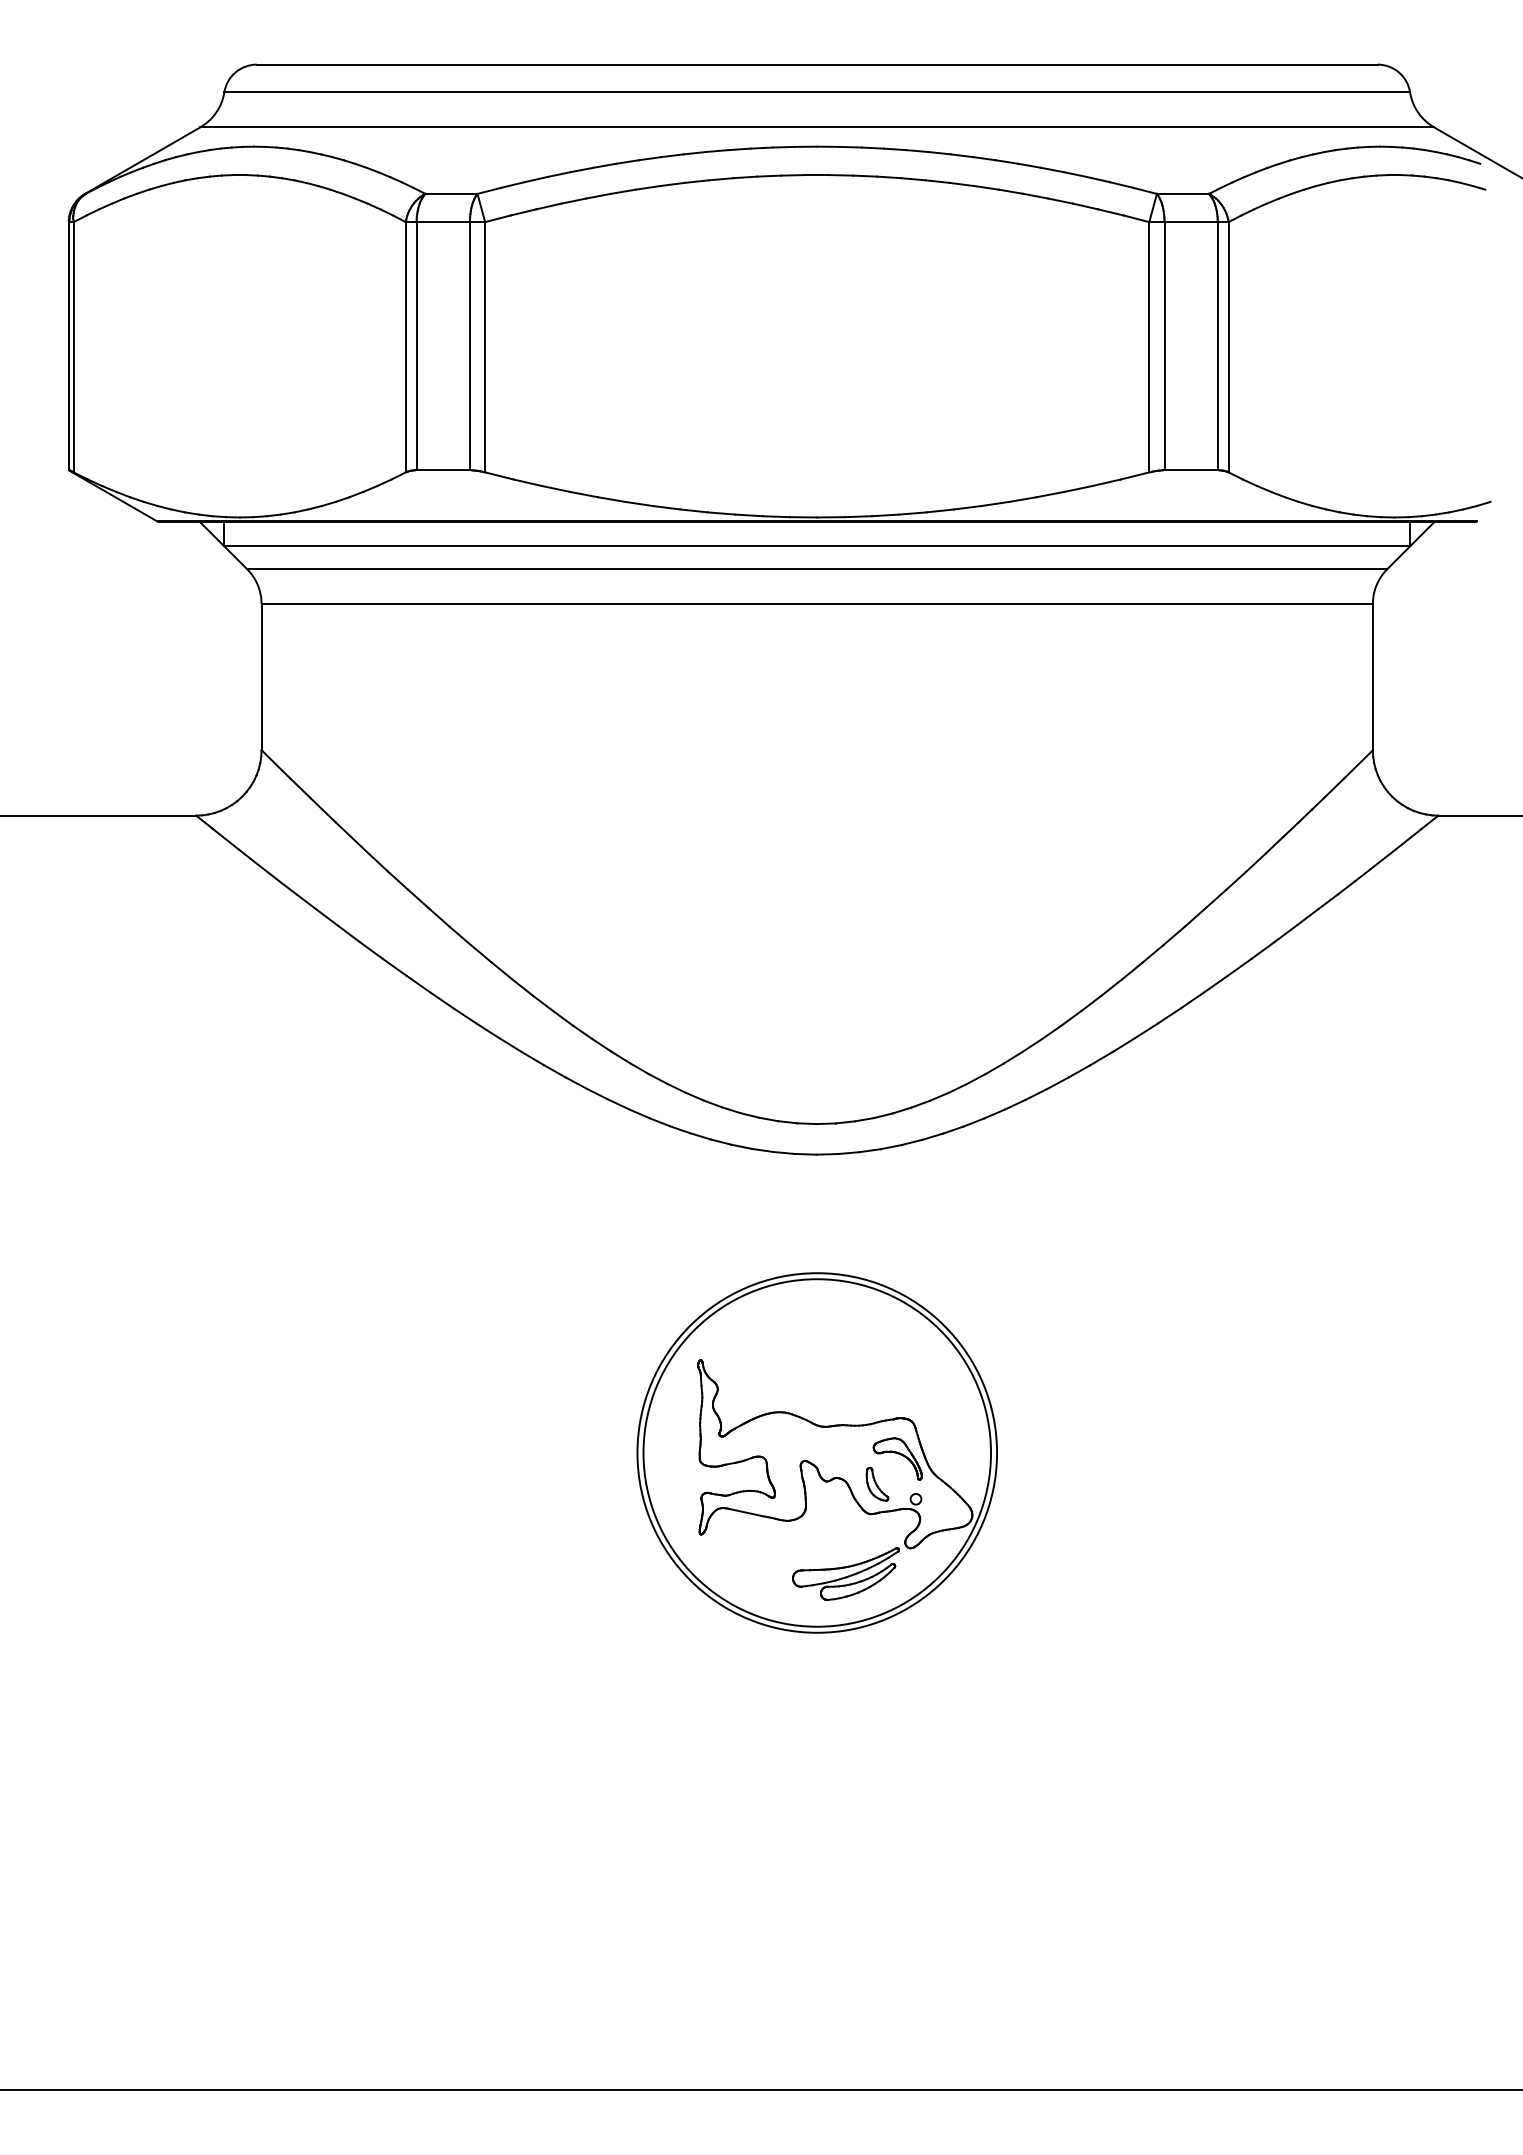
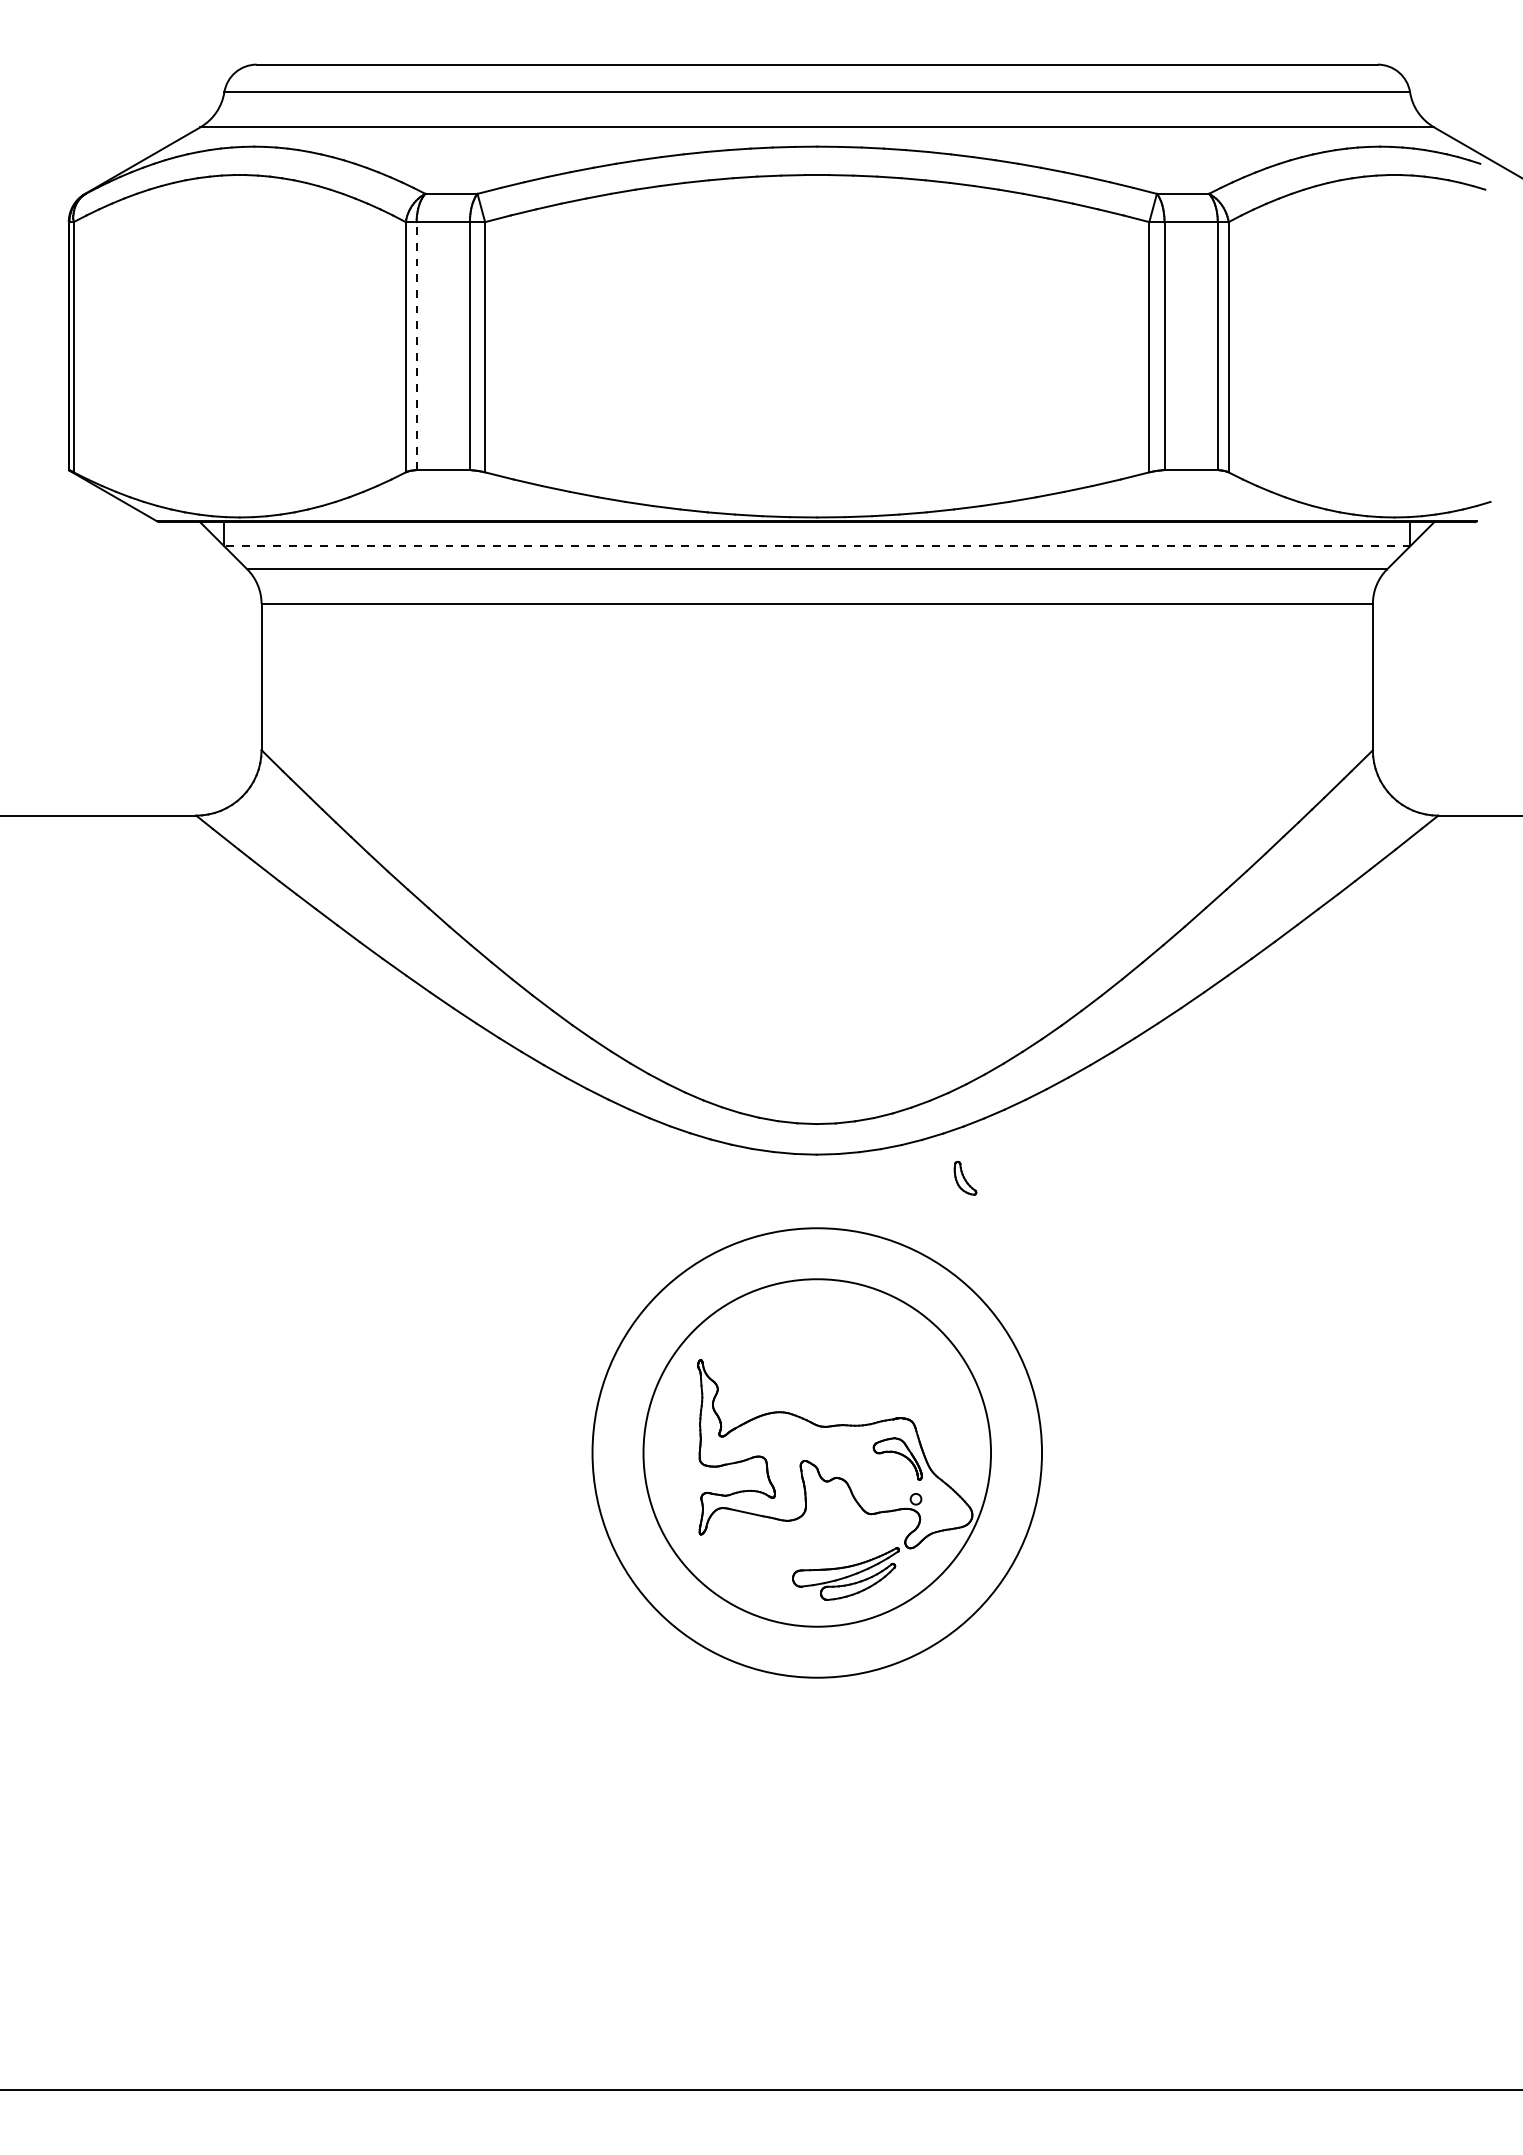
line: solid -> dashed (416, 345)
line: solid -> dashed (816, 546)
circle diameter: 360 px -> 449 px (817, 1452)
part position: (877, 1484) -> (965, 1178) (965, 1178)
